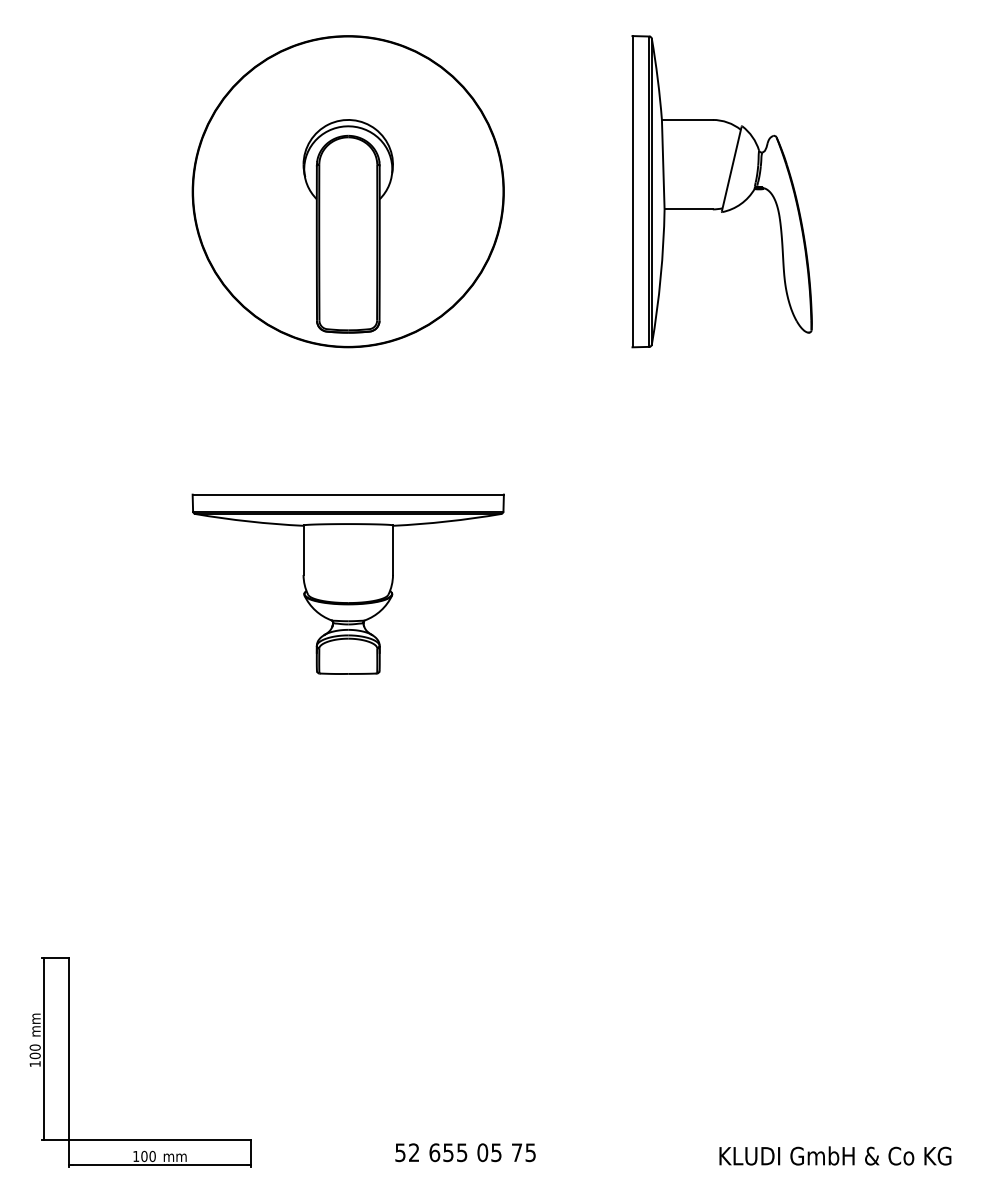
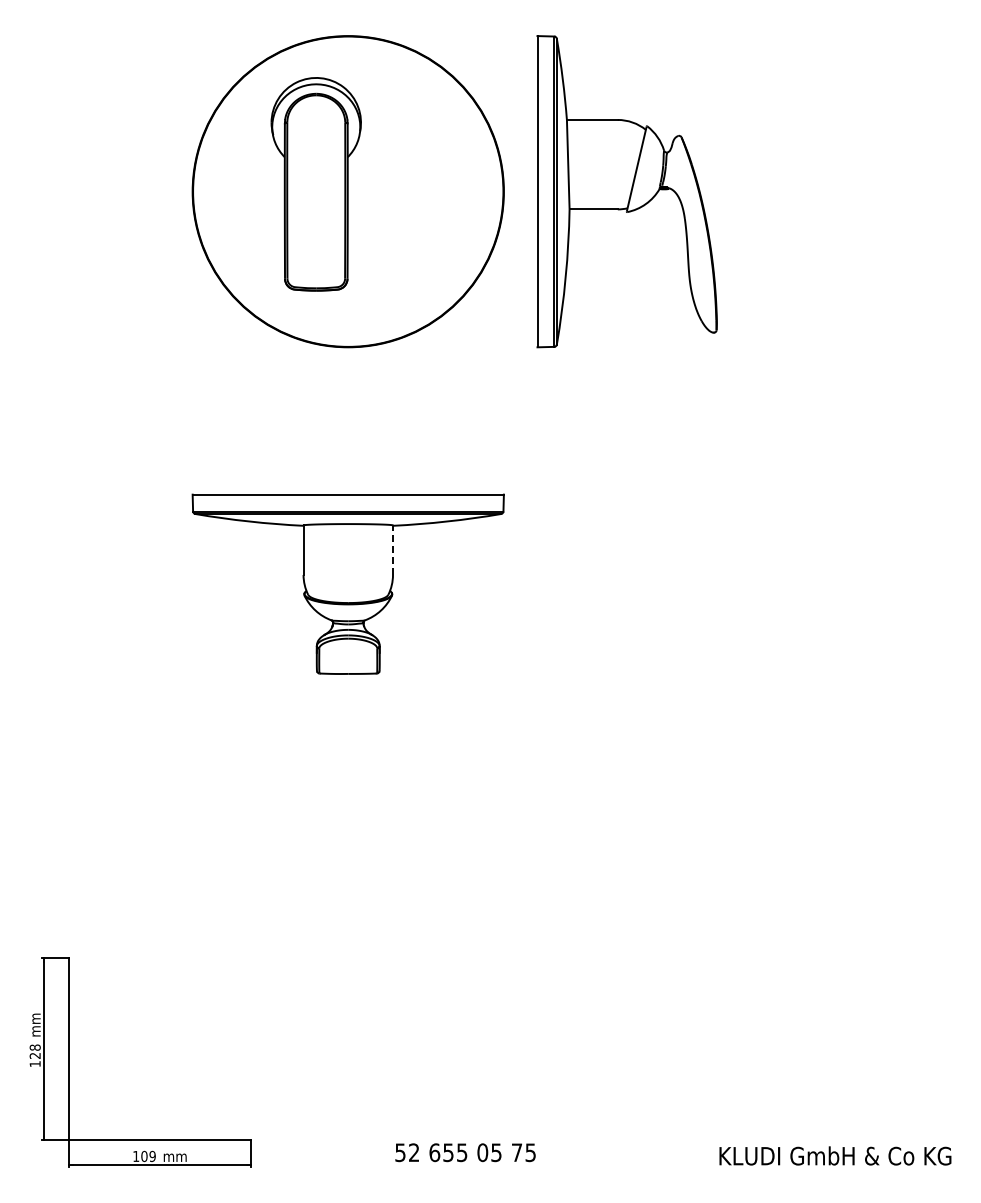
part position: (721, 191) -> (626, 191) (626, 191)
part position: (347, 226) -> (315, 184) (315, 184)
line: solid -> dashed (393, 550)
text: 100 -> 128 (34, 1051)
text: 100 -> 109 (152, 1156)
